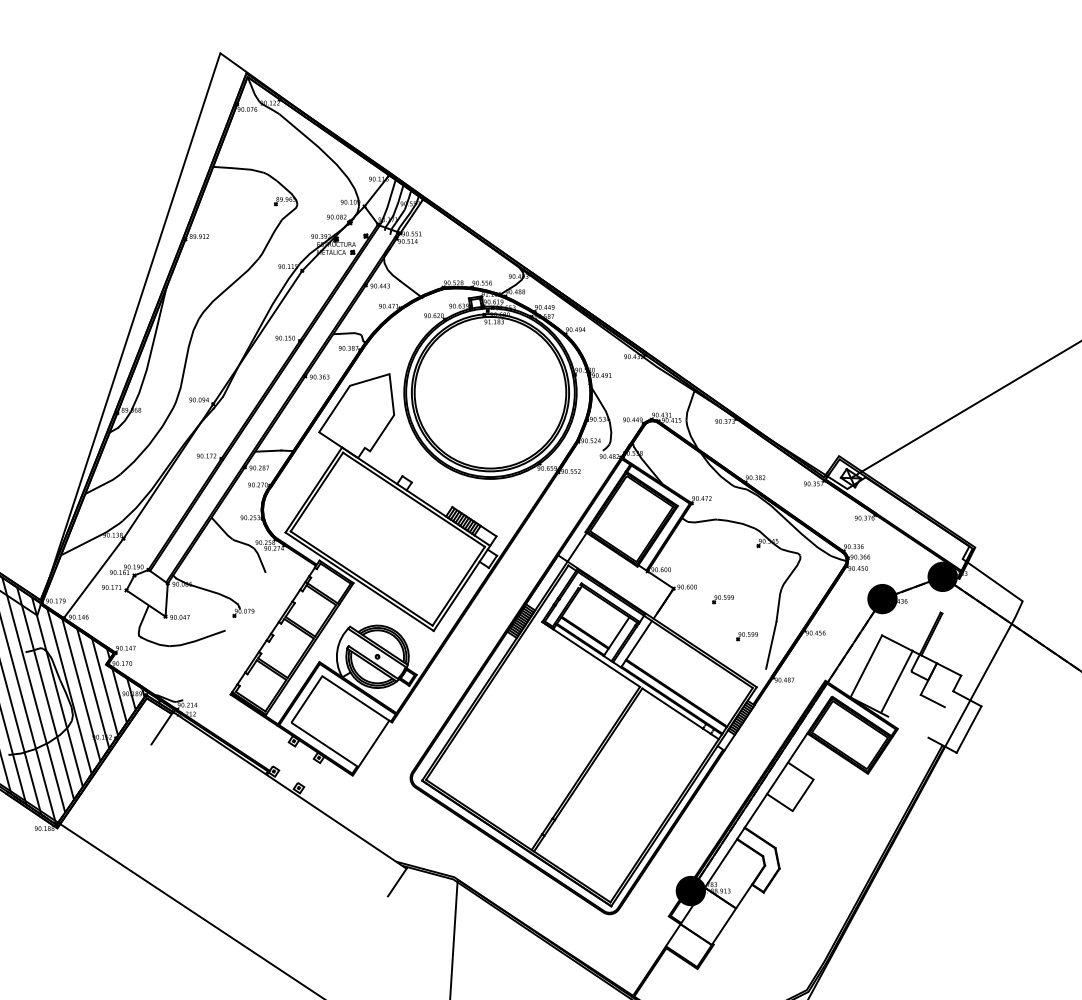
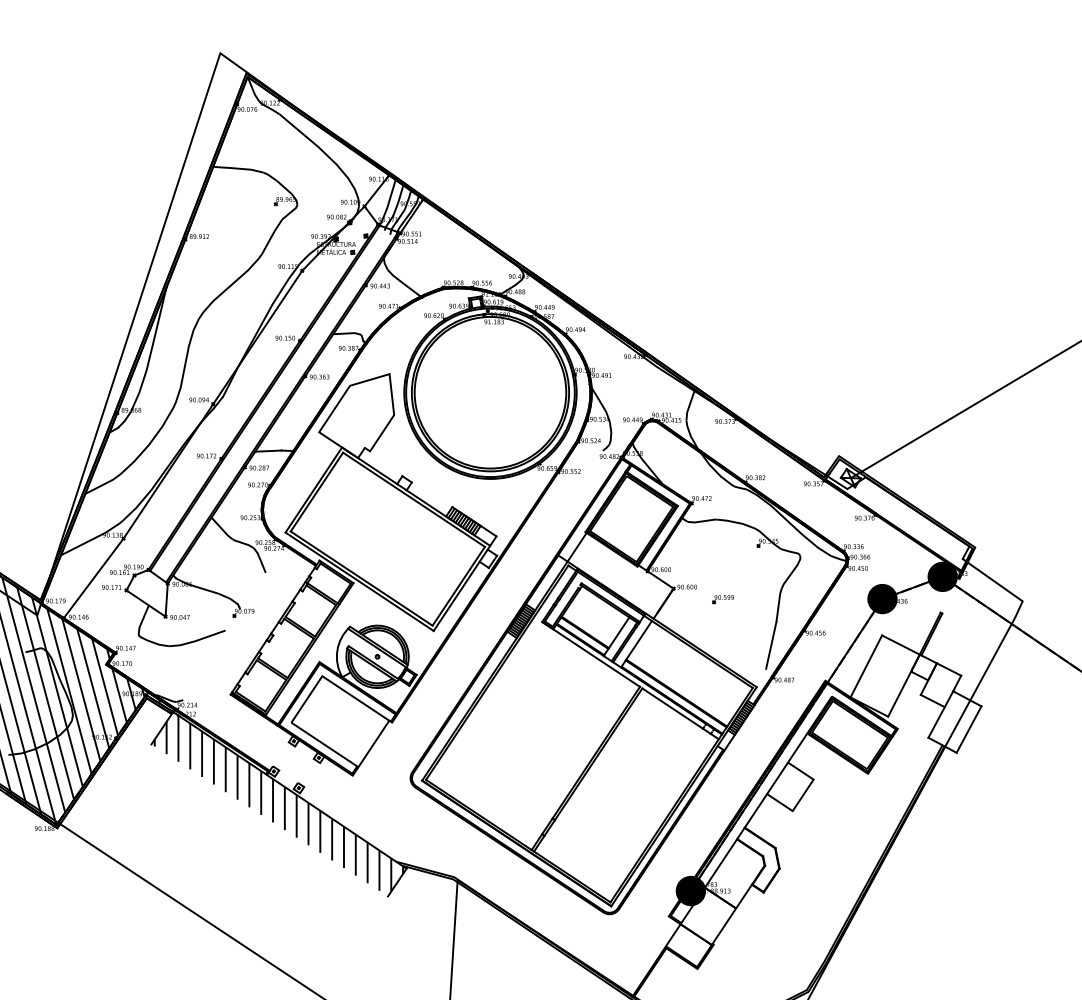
part: present -> none (746, 636)
line position: (896, 681) -> (903, 685) (903, 685)
line: none -> present (940, 714)
hatch: none -> present (278, 803)
